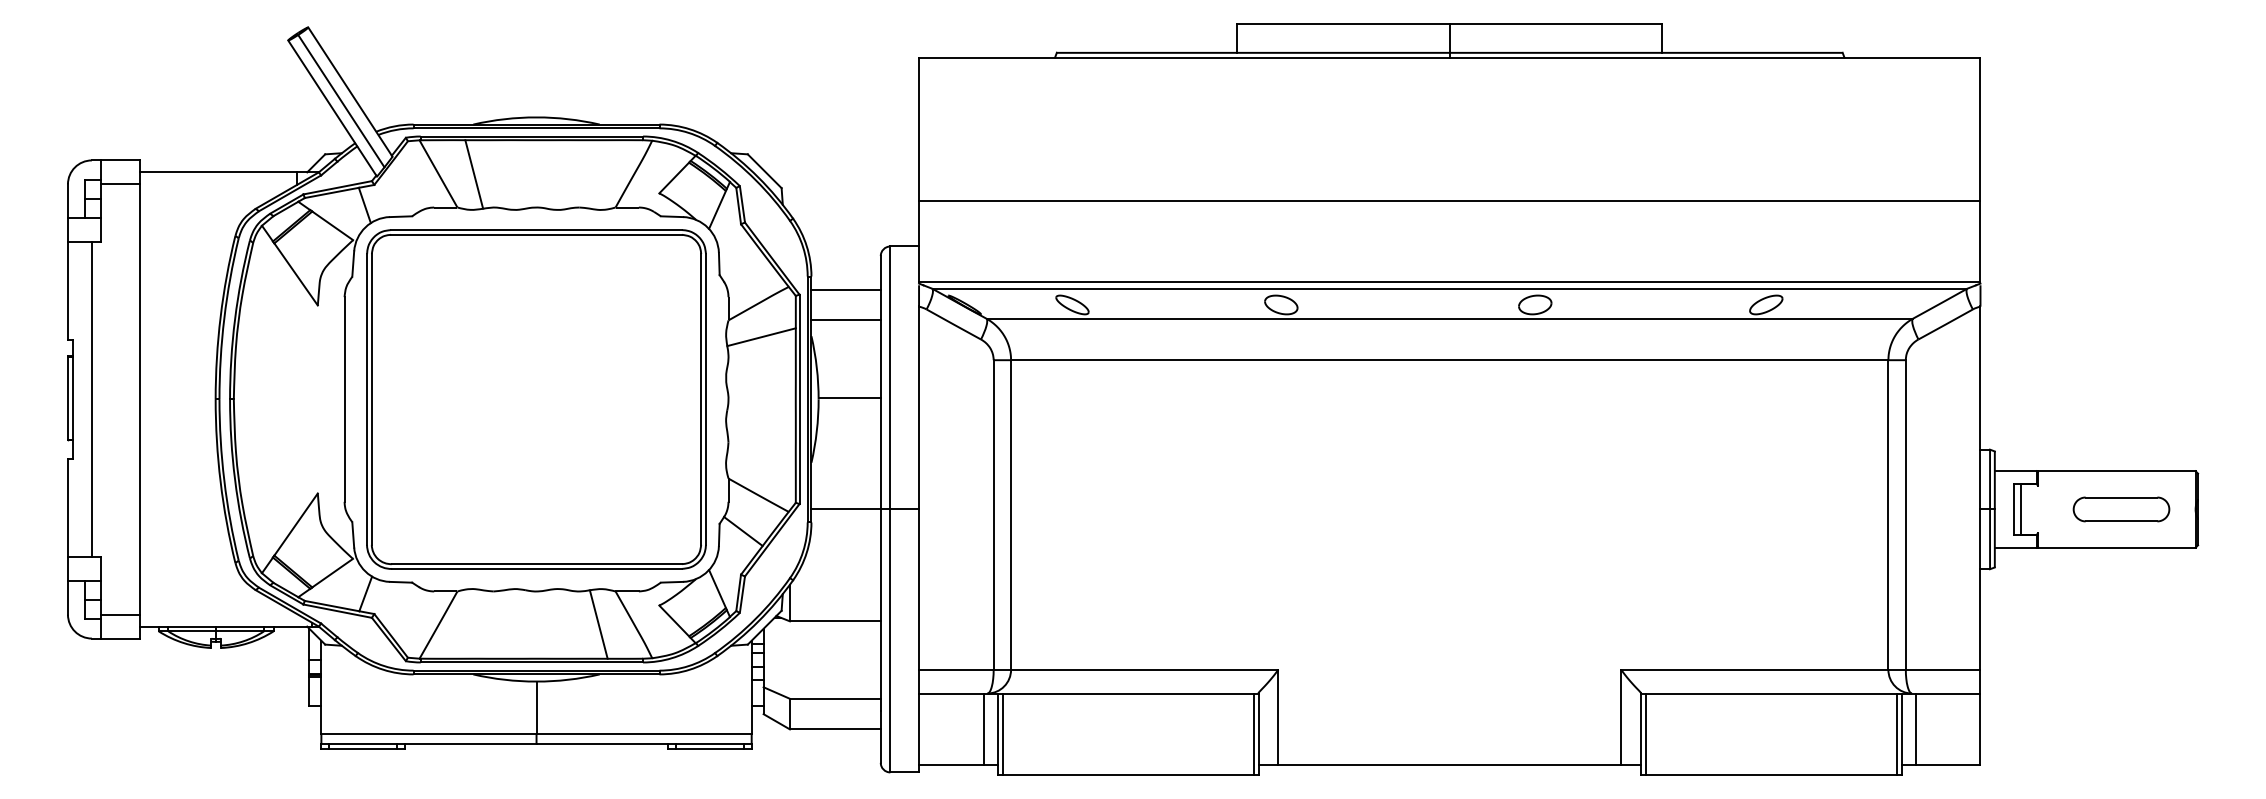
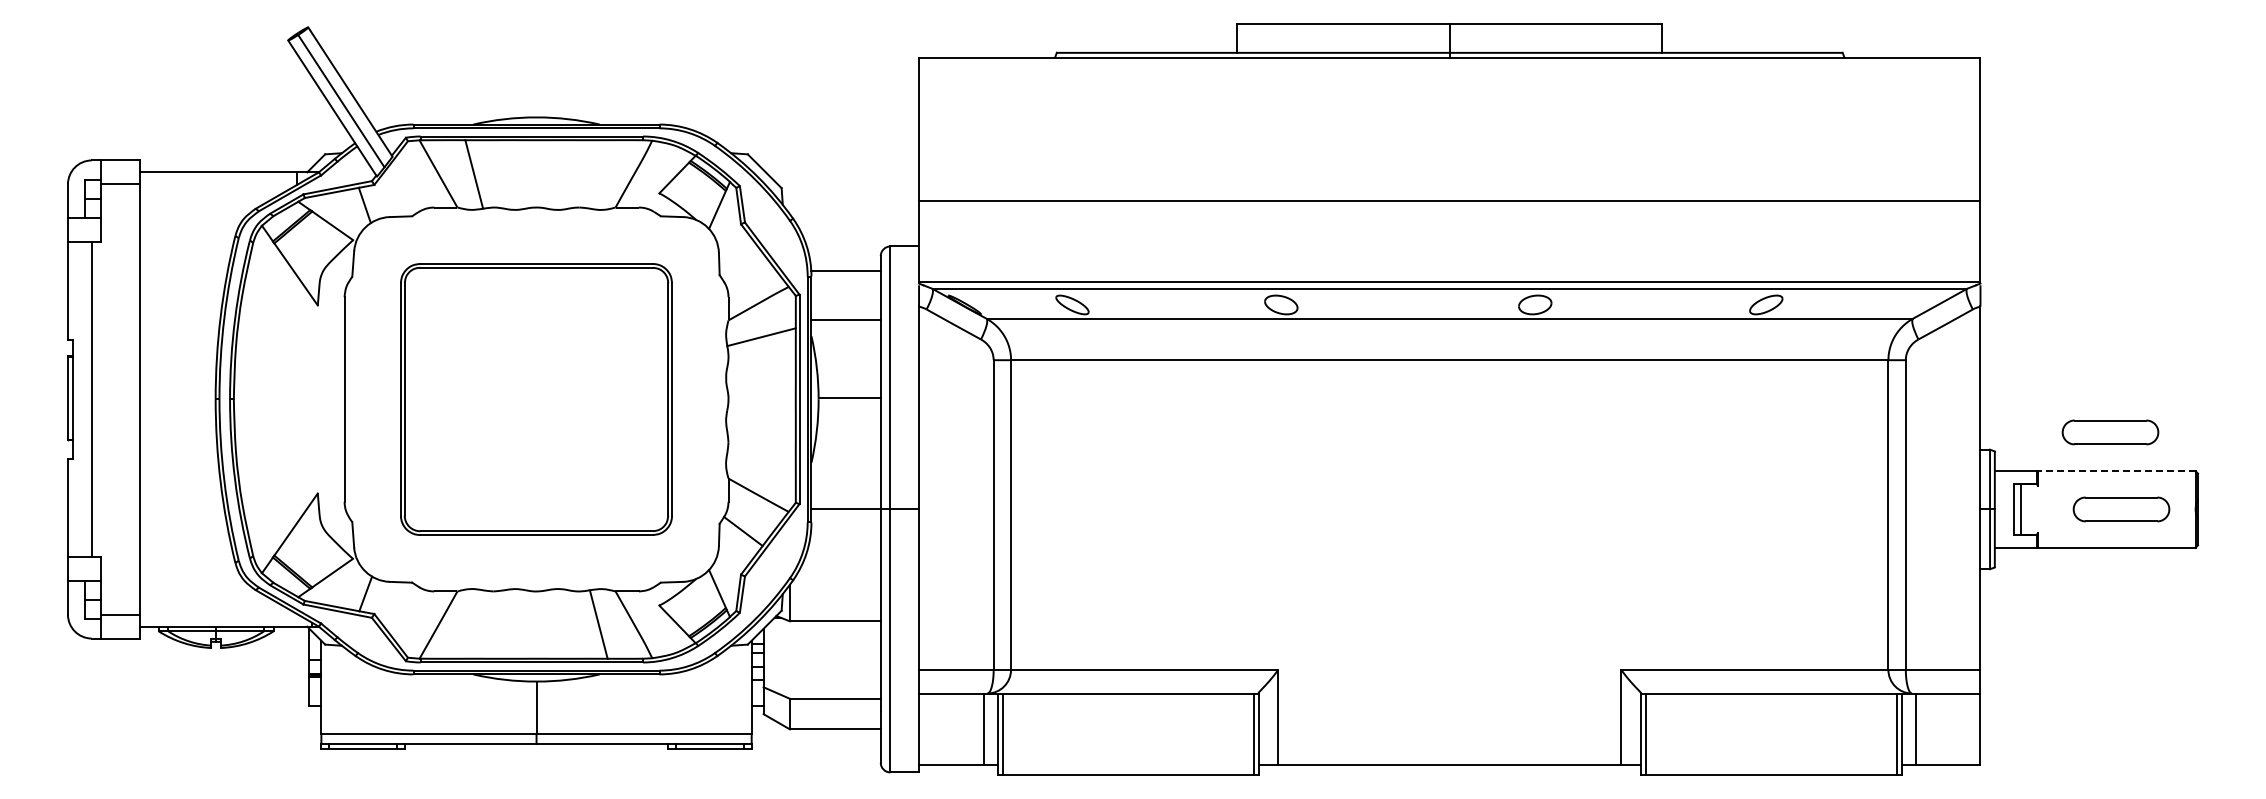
line position: (845, 289) -> (845, 270) (845, 270)
part size: 341x341 px -> 273x273 px (536, 399)
part: none -> present (2110, 432)
line: solid -> dashed (2116, 471)
